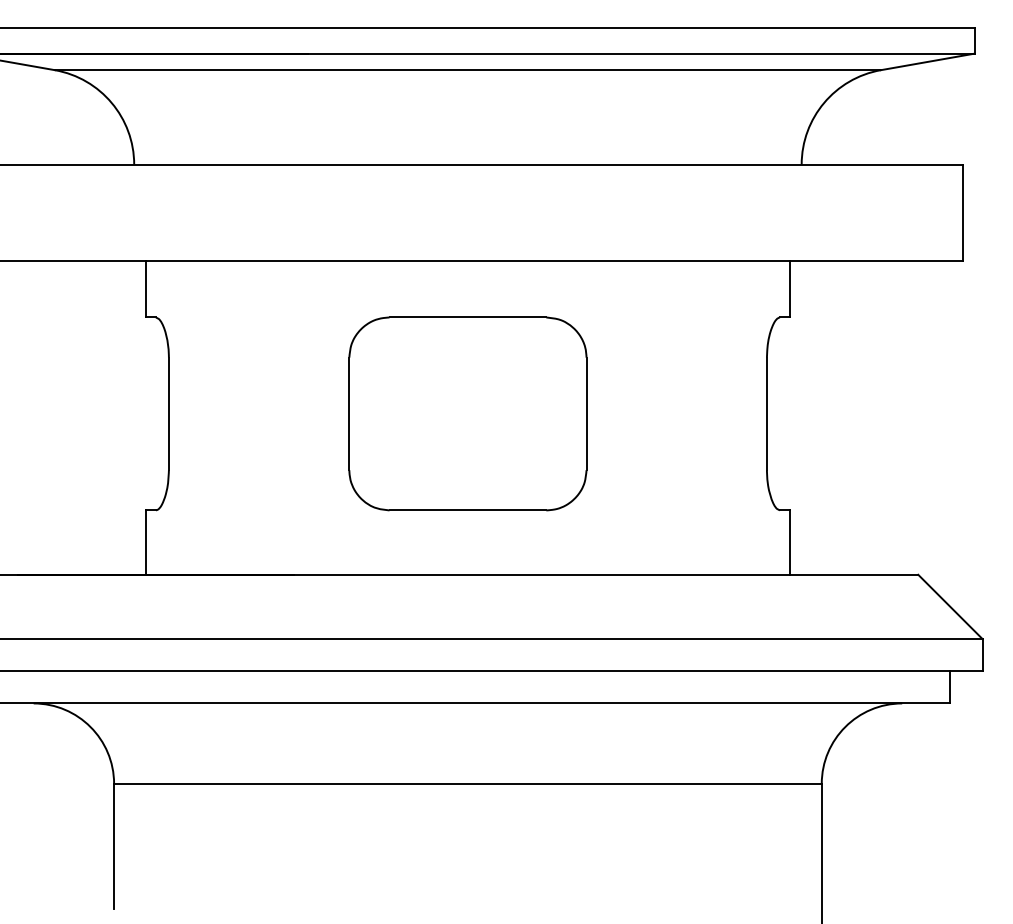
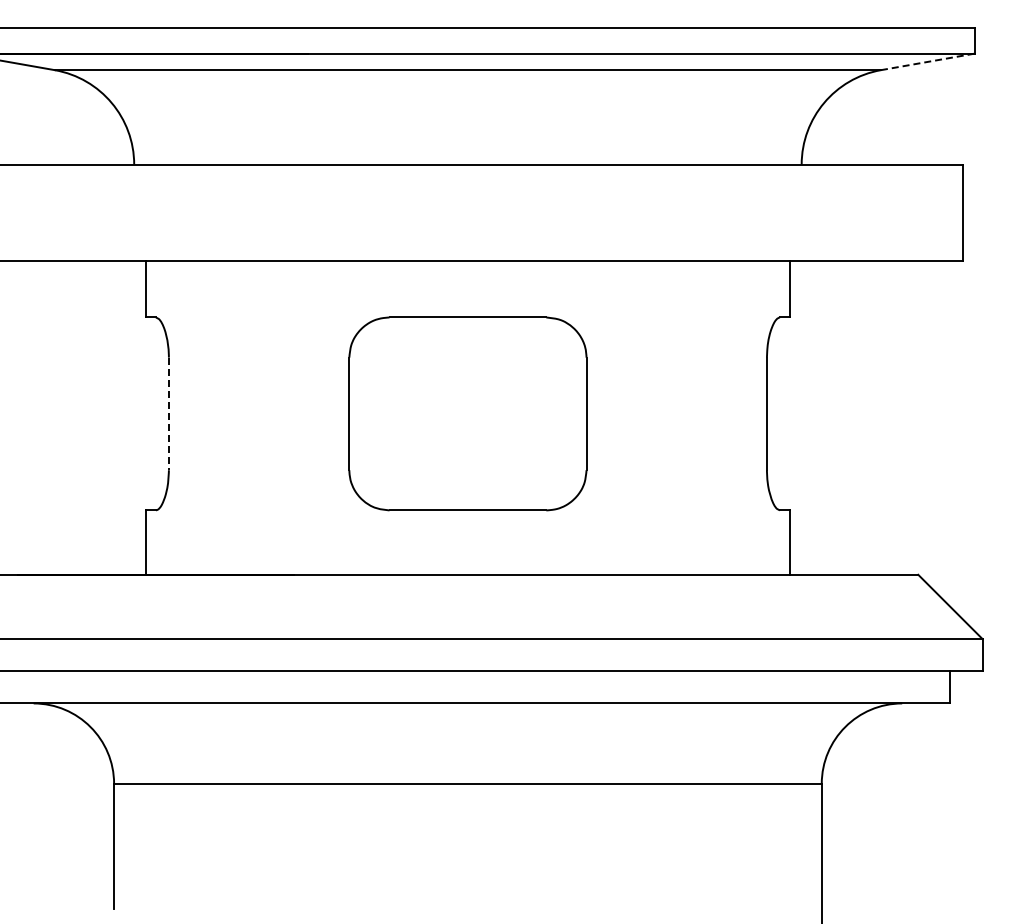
line: solid -> dashed (927, 61)
line: solid -> dashed (168, 414)
